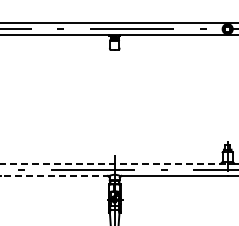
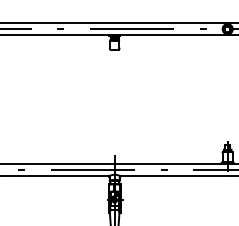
line: dashed -> solid (114, 163)
line: dashed -> solid (54, 175)
